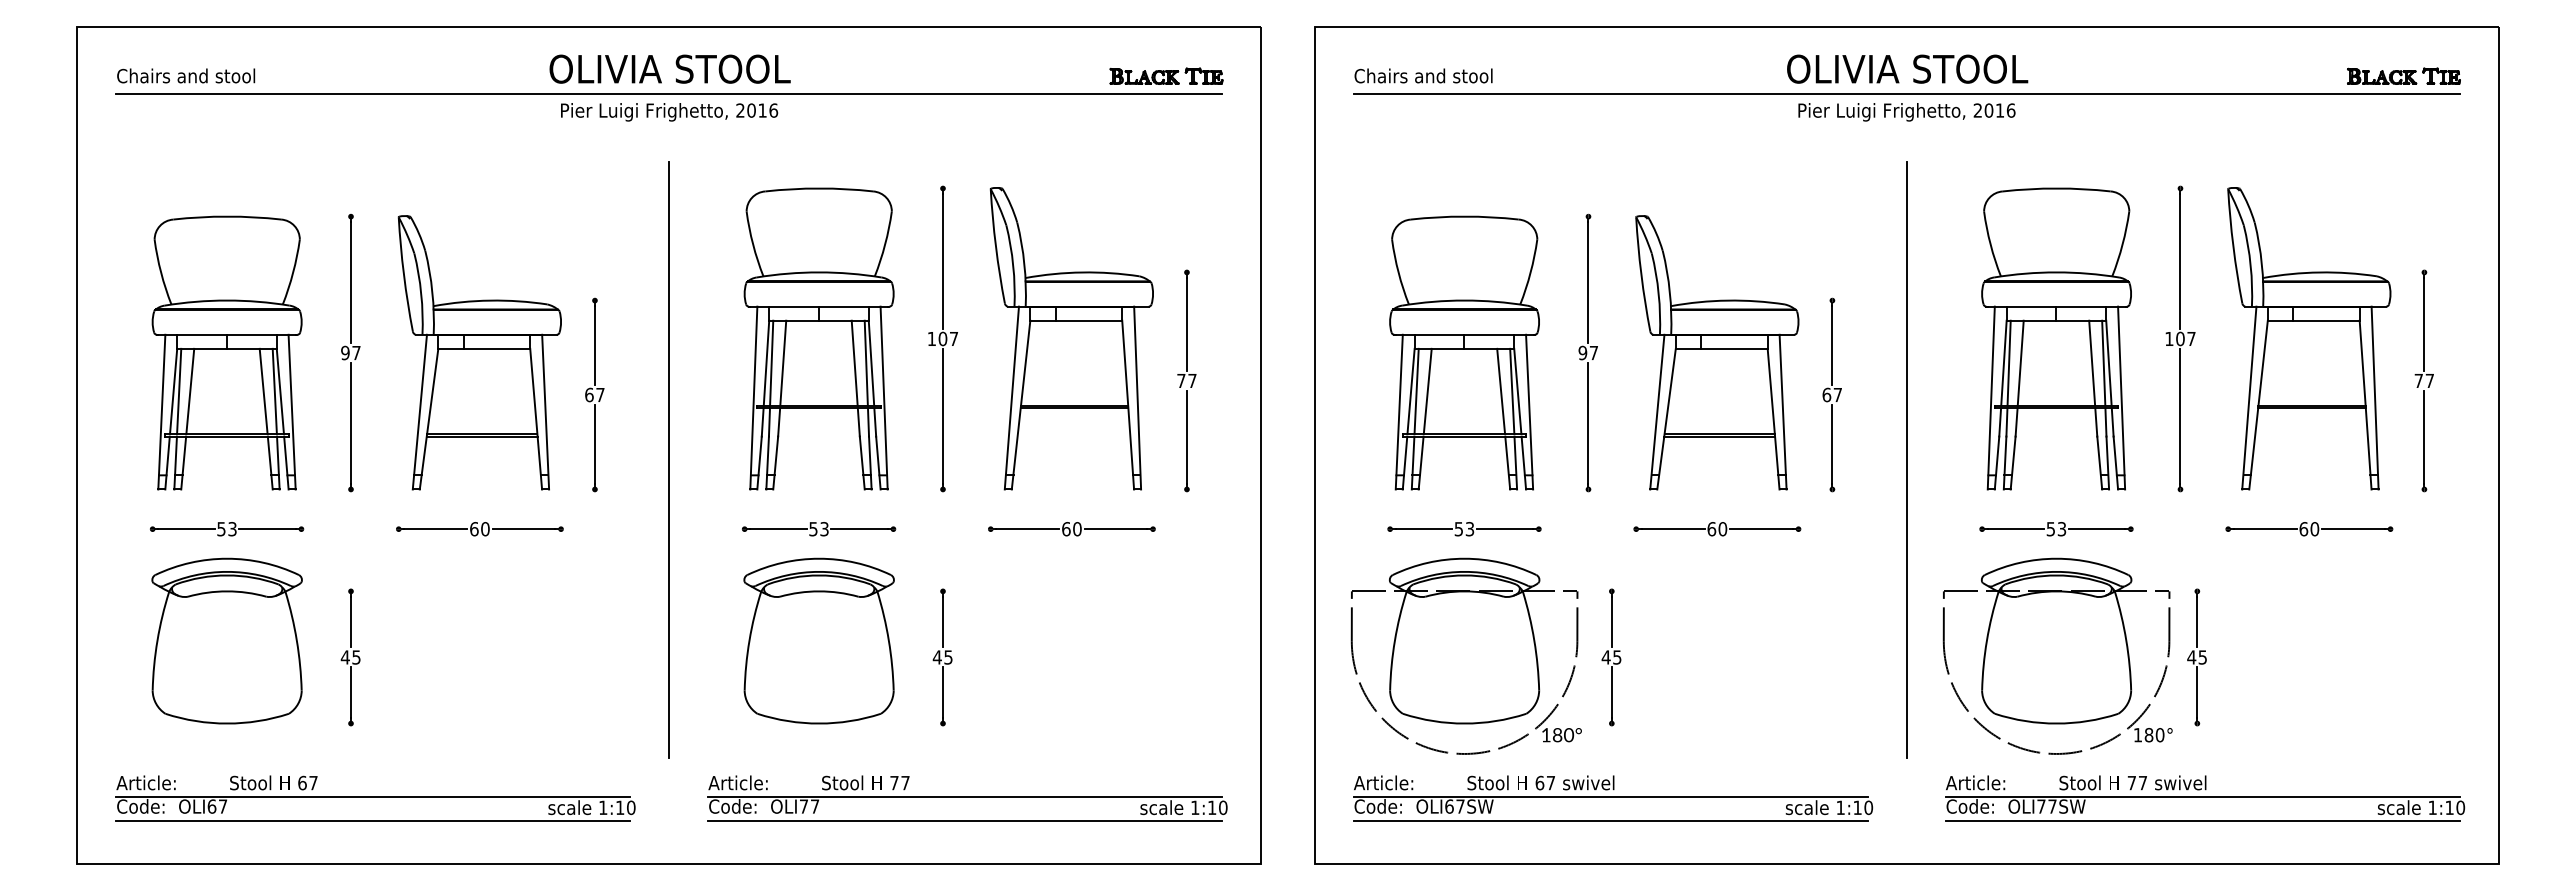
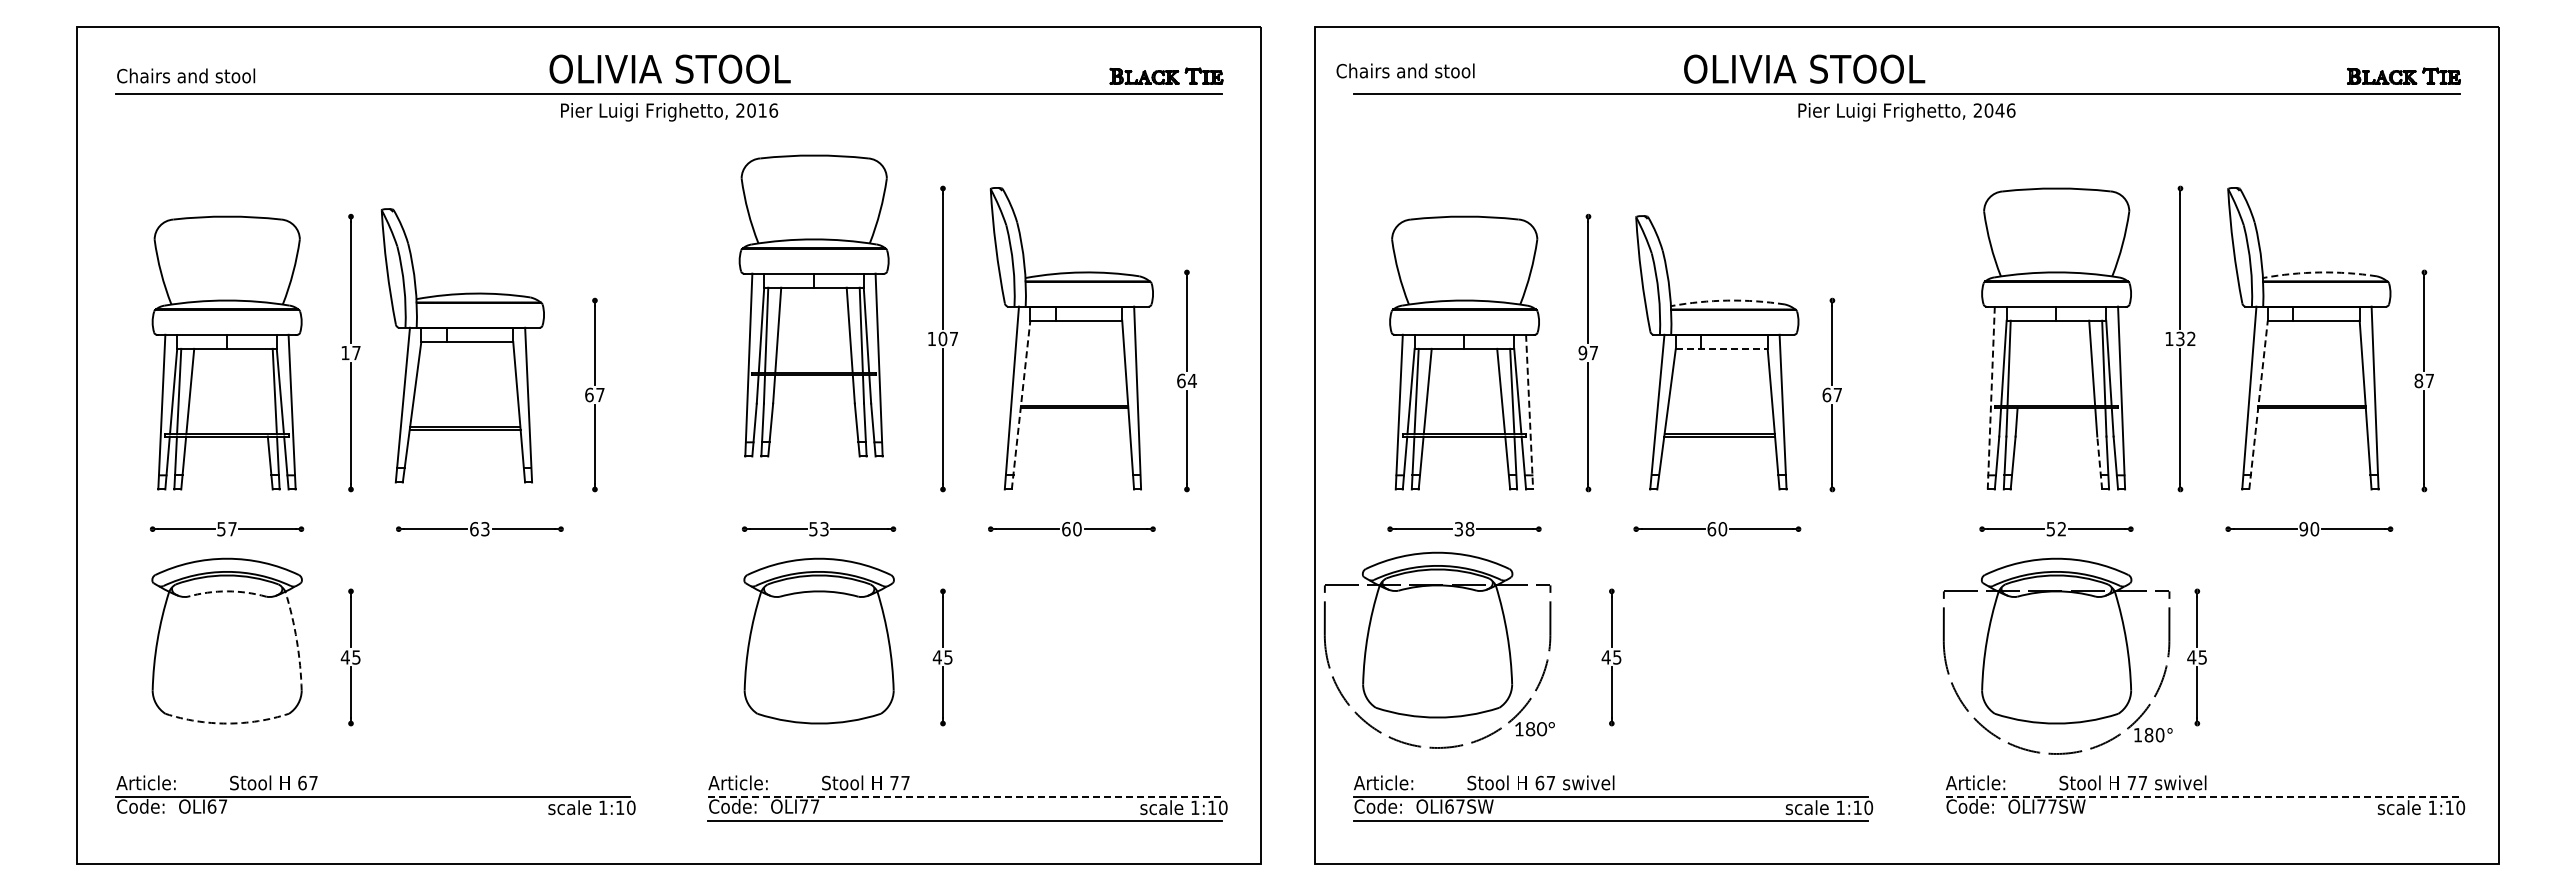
text position: (1907, 68) -> (1804, 68) (1804, 68)
text position: (1423, 75) -> (1405, 70) (1405, 70)
text: 2016 -> 2046 (1999, 110)
arc: solid -> dashed (2319, 272)
arc: solid -> dashed (1727, 300)
part position: (818, 338) -> (813, 305) (813, 305)
text: 107 -> 132 (2185, 338)
line: solid -> dashed (1721, 348)
text: 97 -> 17 (345, 352)
part position: (479, 352) -> (462, 345) (462, 345)
line: present -> none (2020, 362)
text: 77 -> 64 (1186, 380)
text: 77 -> 87 (2418, 380)
line: present -> none (263, 390)
line: solid -> dashed (1991, 398)
line: solid -> dashed (1021, 405)
line: solid -> dashed (2258, 405)
line: solid -> dashed (1529, 412)
line: present -> none (669, 459)
line: present -> none (1906, 459)
line: solid -> dashed (2099, 463)
text: 53 -> 57 (232, 529)
text: 60 -> 63 (485, 529)
text: 53 -> 38 (1464, 529)
text: 53 -> 52 (2061, 529)
text: 60 -> 90 (2303, 529)
arc: solid -> dashed (227, 591)
arc: solid -> dashed (296, 640)
part position: (1465, 655) -> (1438, 649) (1438, 649)
arc: solid -> dashed (227, 723)
line: solid -> dashed (965, 796)
line: solid -> dashed (2203, 796)
line: present -> none (373, 820)
line: present -> none (2202, 820)
